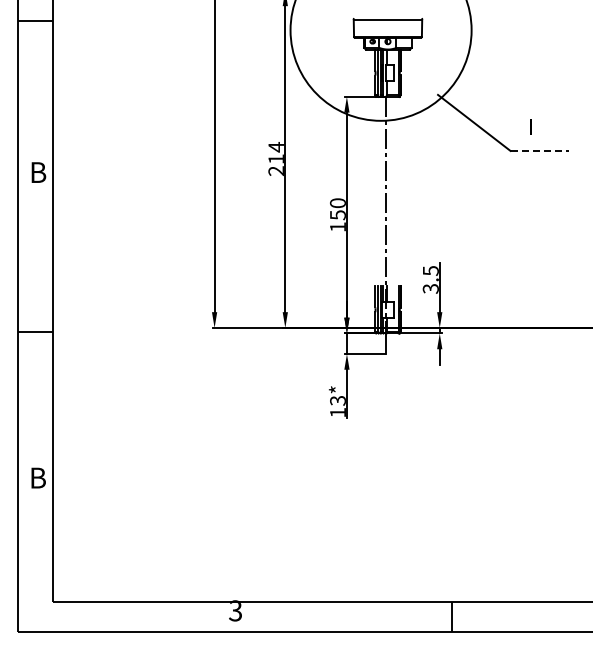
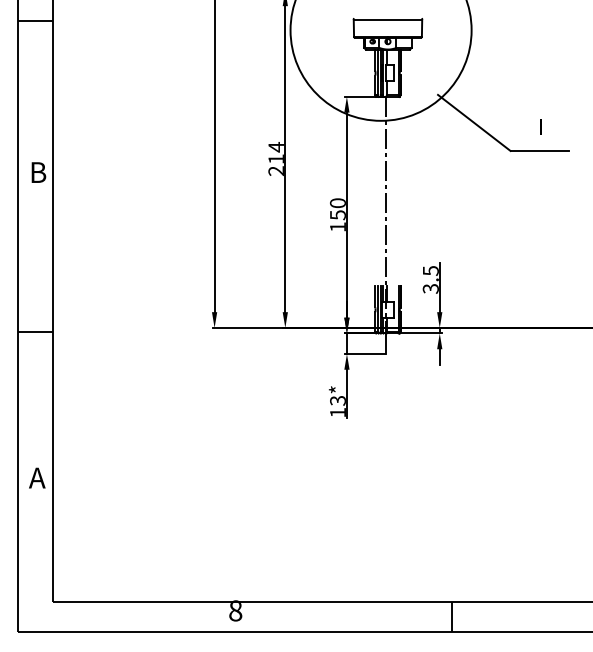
text position: (530, 126) -> (540, 126) (540, 126)
line: dashed -> solid (540, 150)
text: B -> A (37, 477)
text: 3 -> 8 (235, 610)
